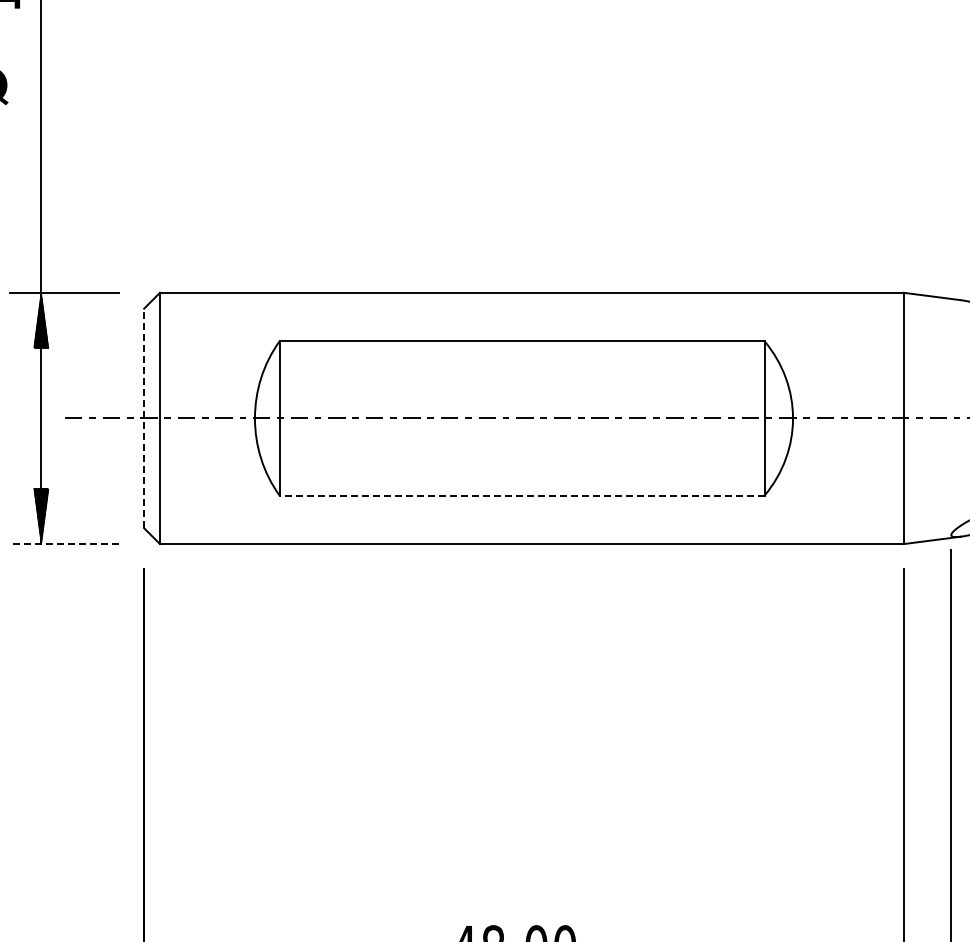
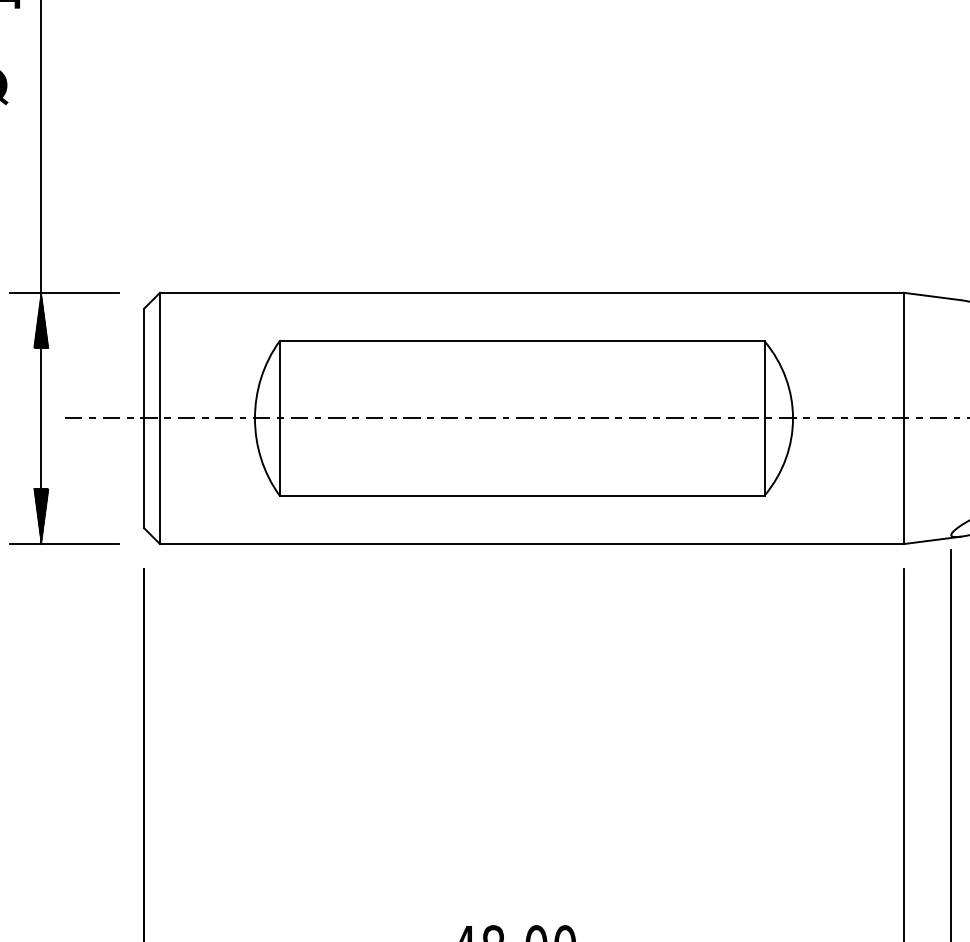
line: dashed -> solid (144, 418)
line: dashed -> solid (521, 495)
line: dashed -> solid (64, 544)
